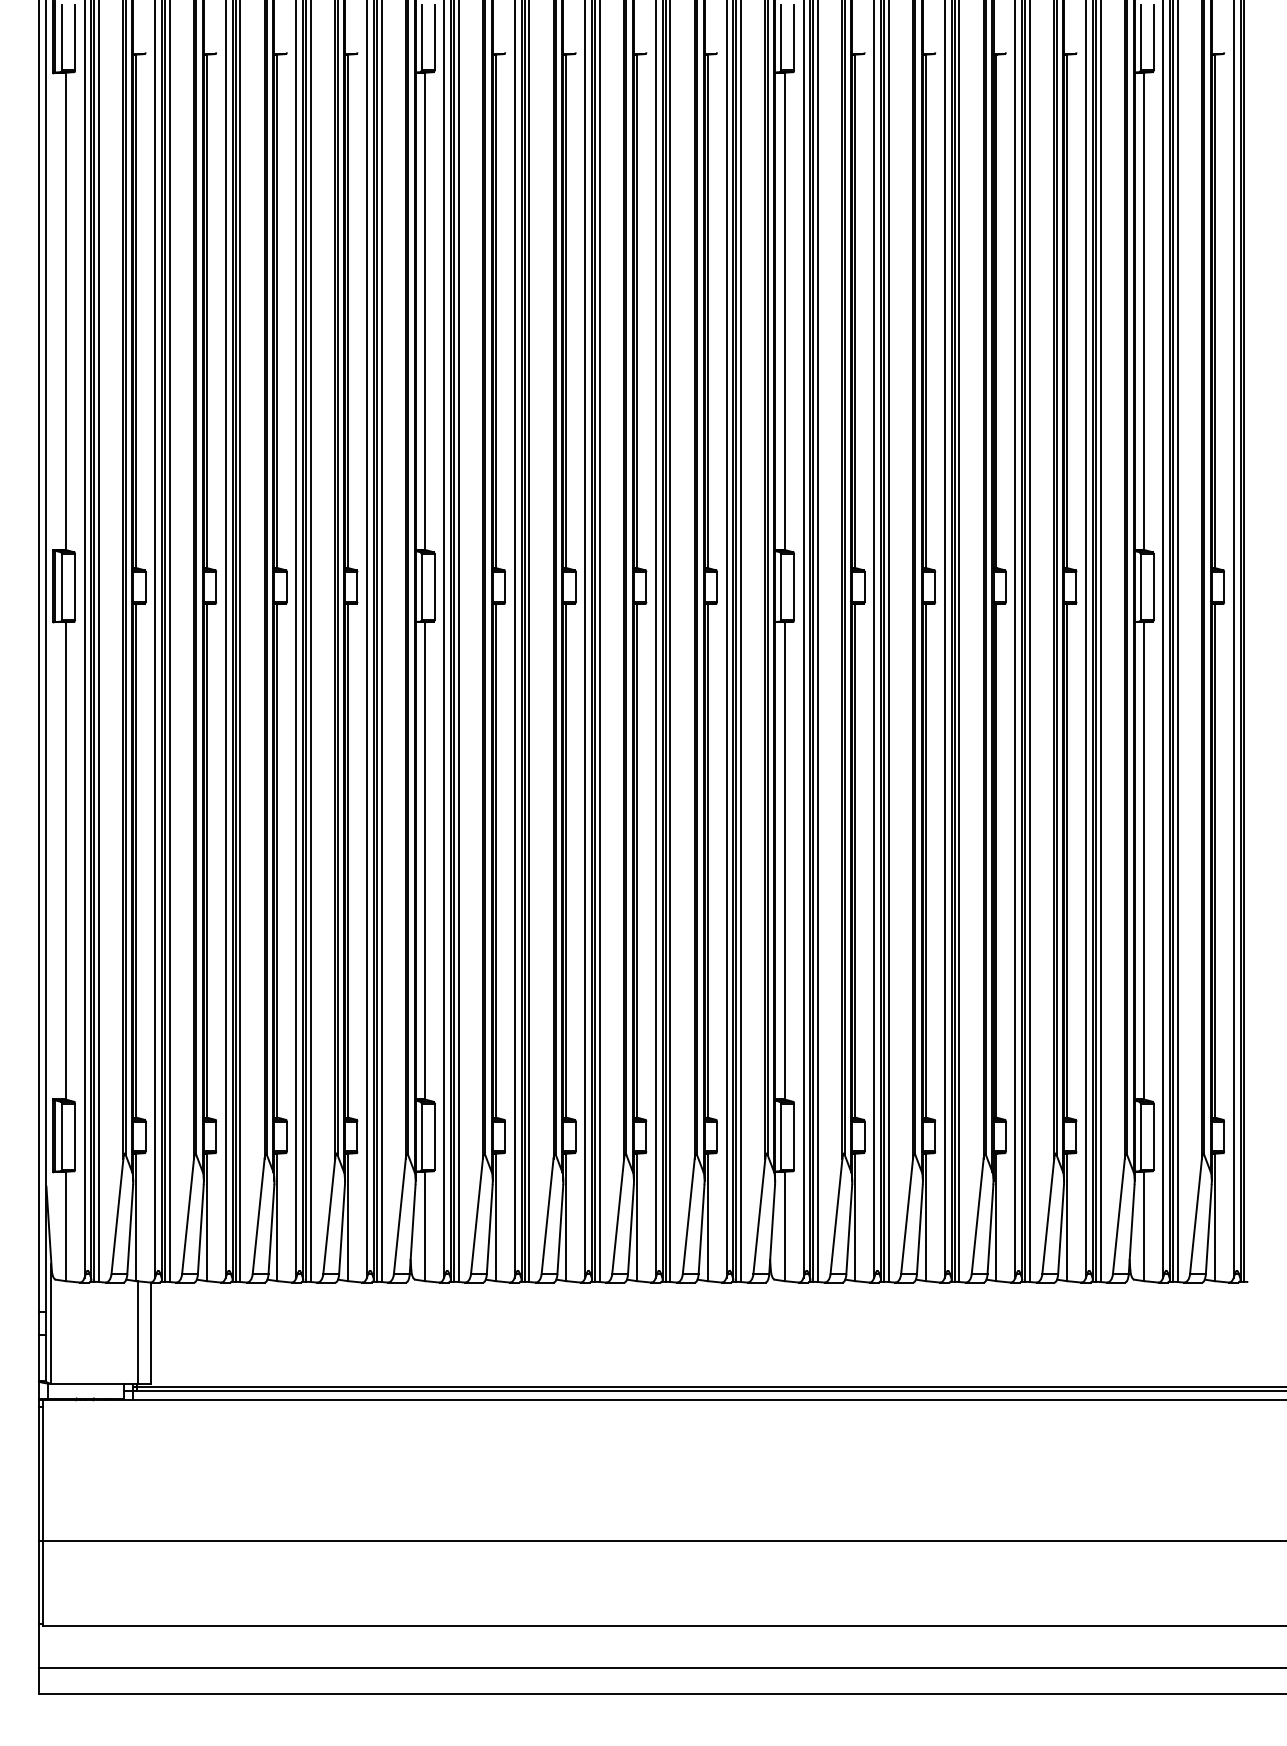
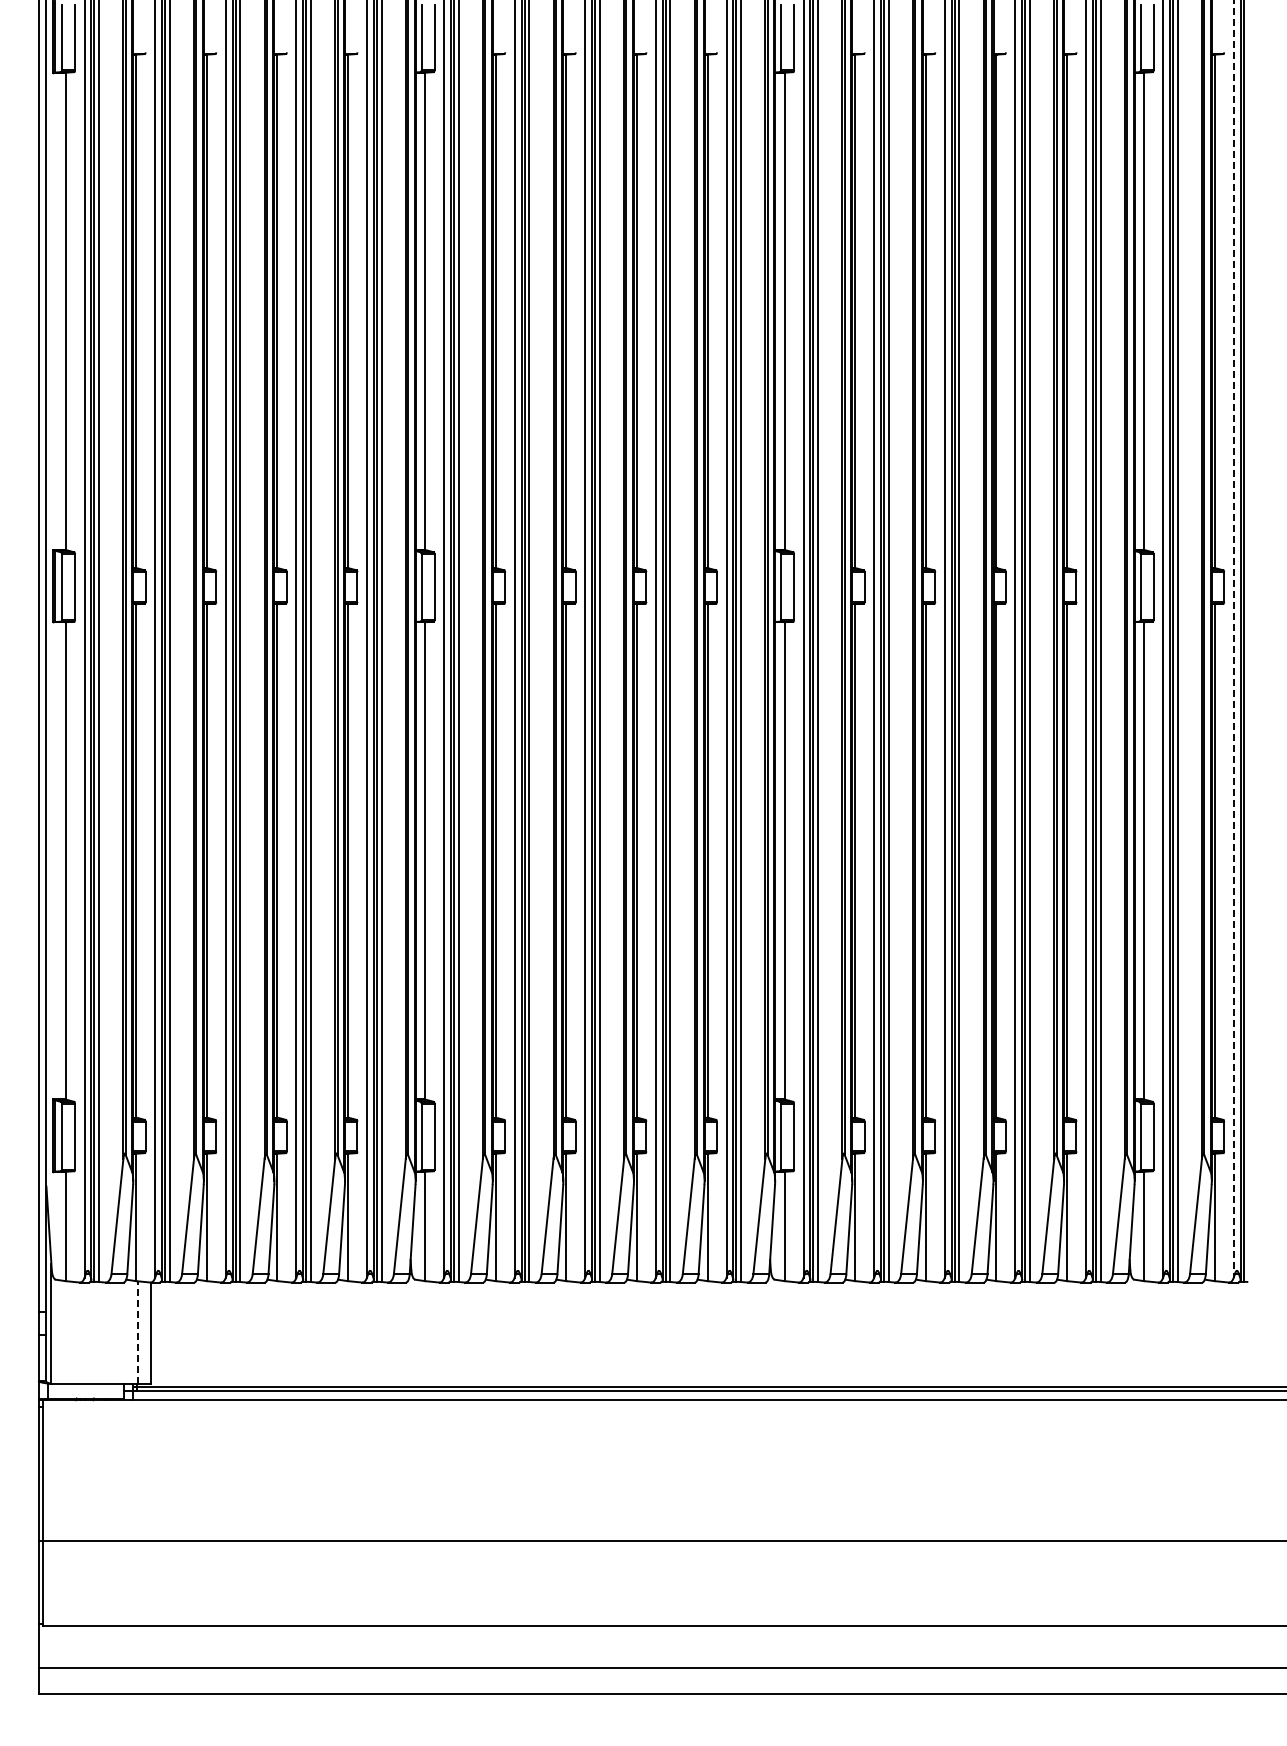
line: solid -> dashed (1233, 639)
line: solid -> dashed (138, 1332)
